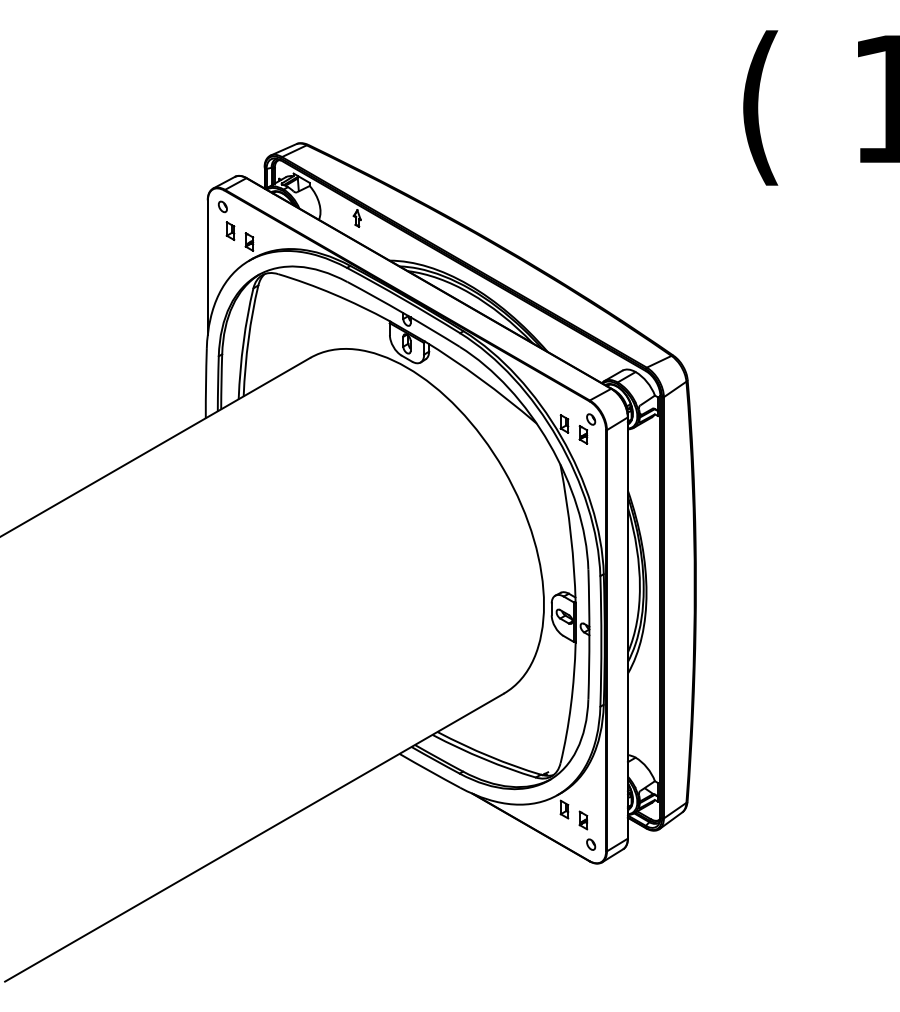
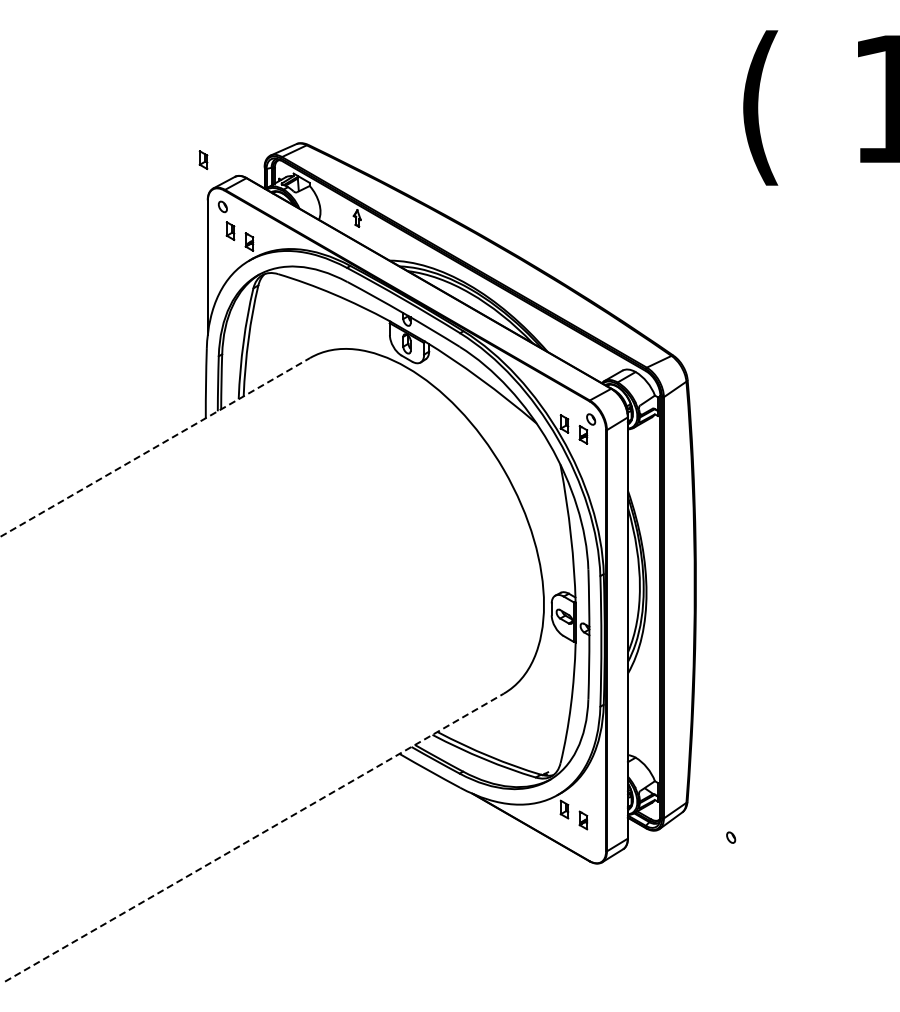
part: none -> present (203, 160)
line: solid -> dashed (155, 447)
line: solid -> dashed (254, 837)
part position: (591, 844) -> (731, 837) (731, 837)
